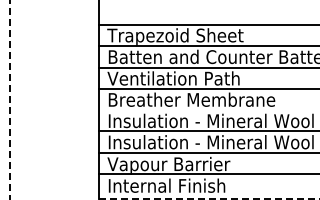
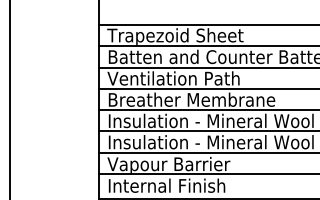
line: dashed -> solid (9, 100)
line: none -> present (207, 110)
line: dashed -> solid (210, 199)
